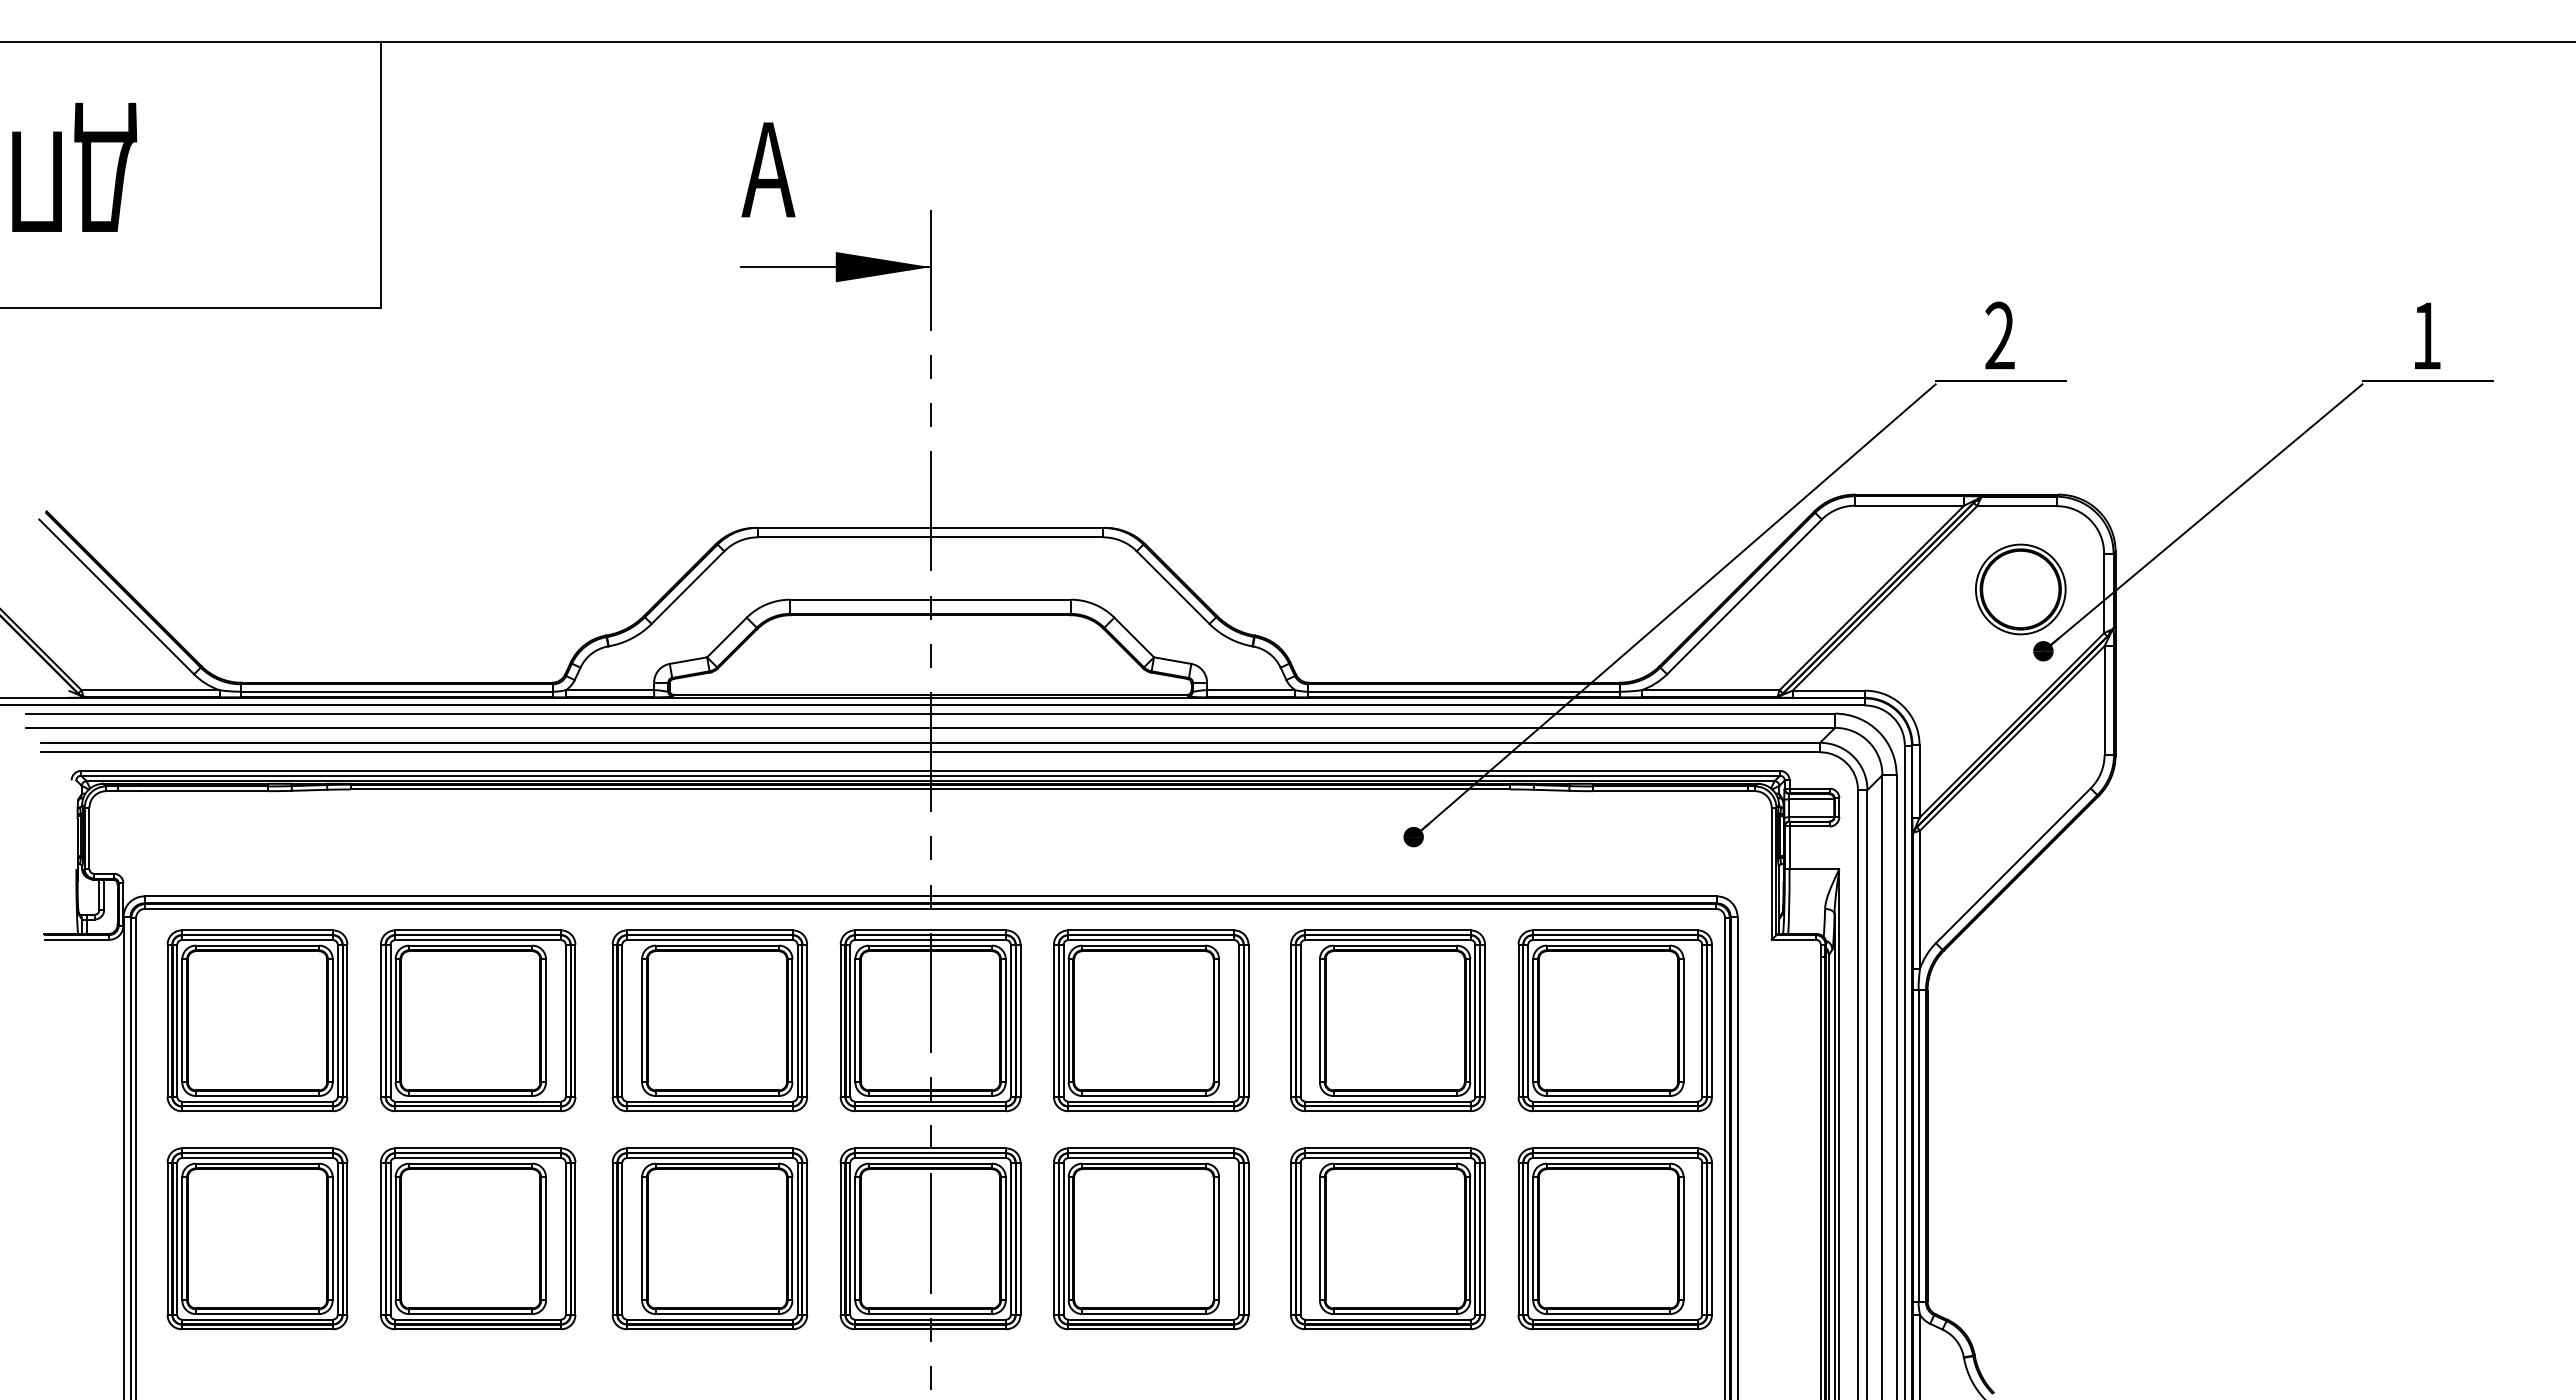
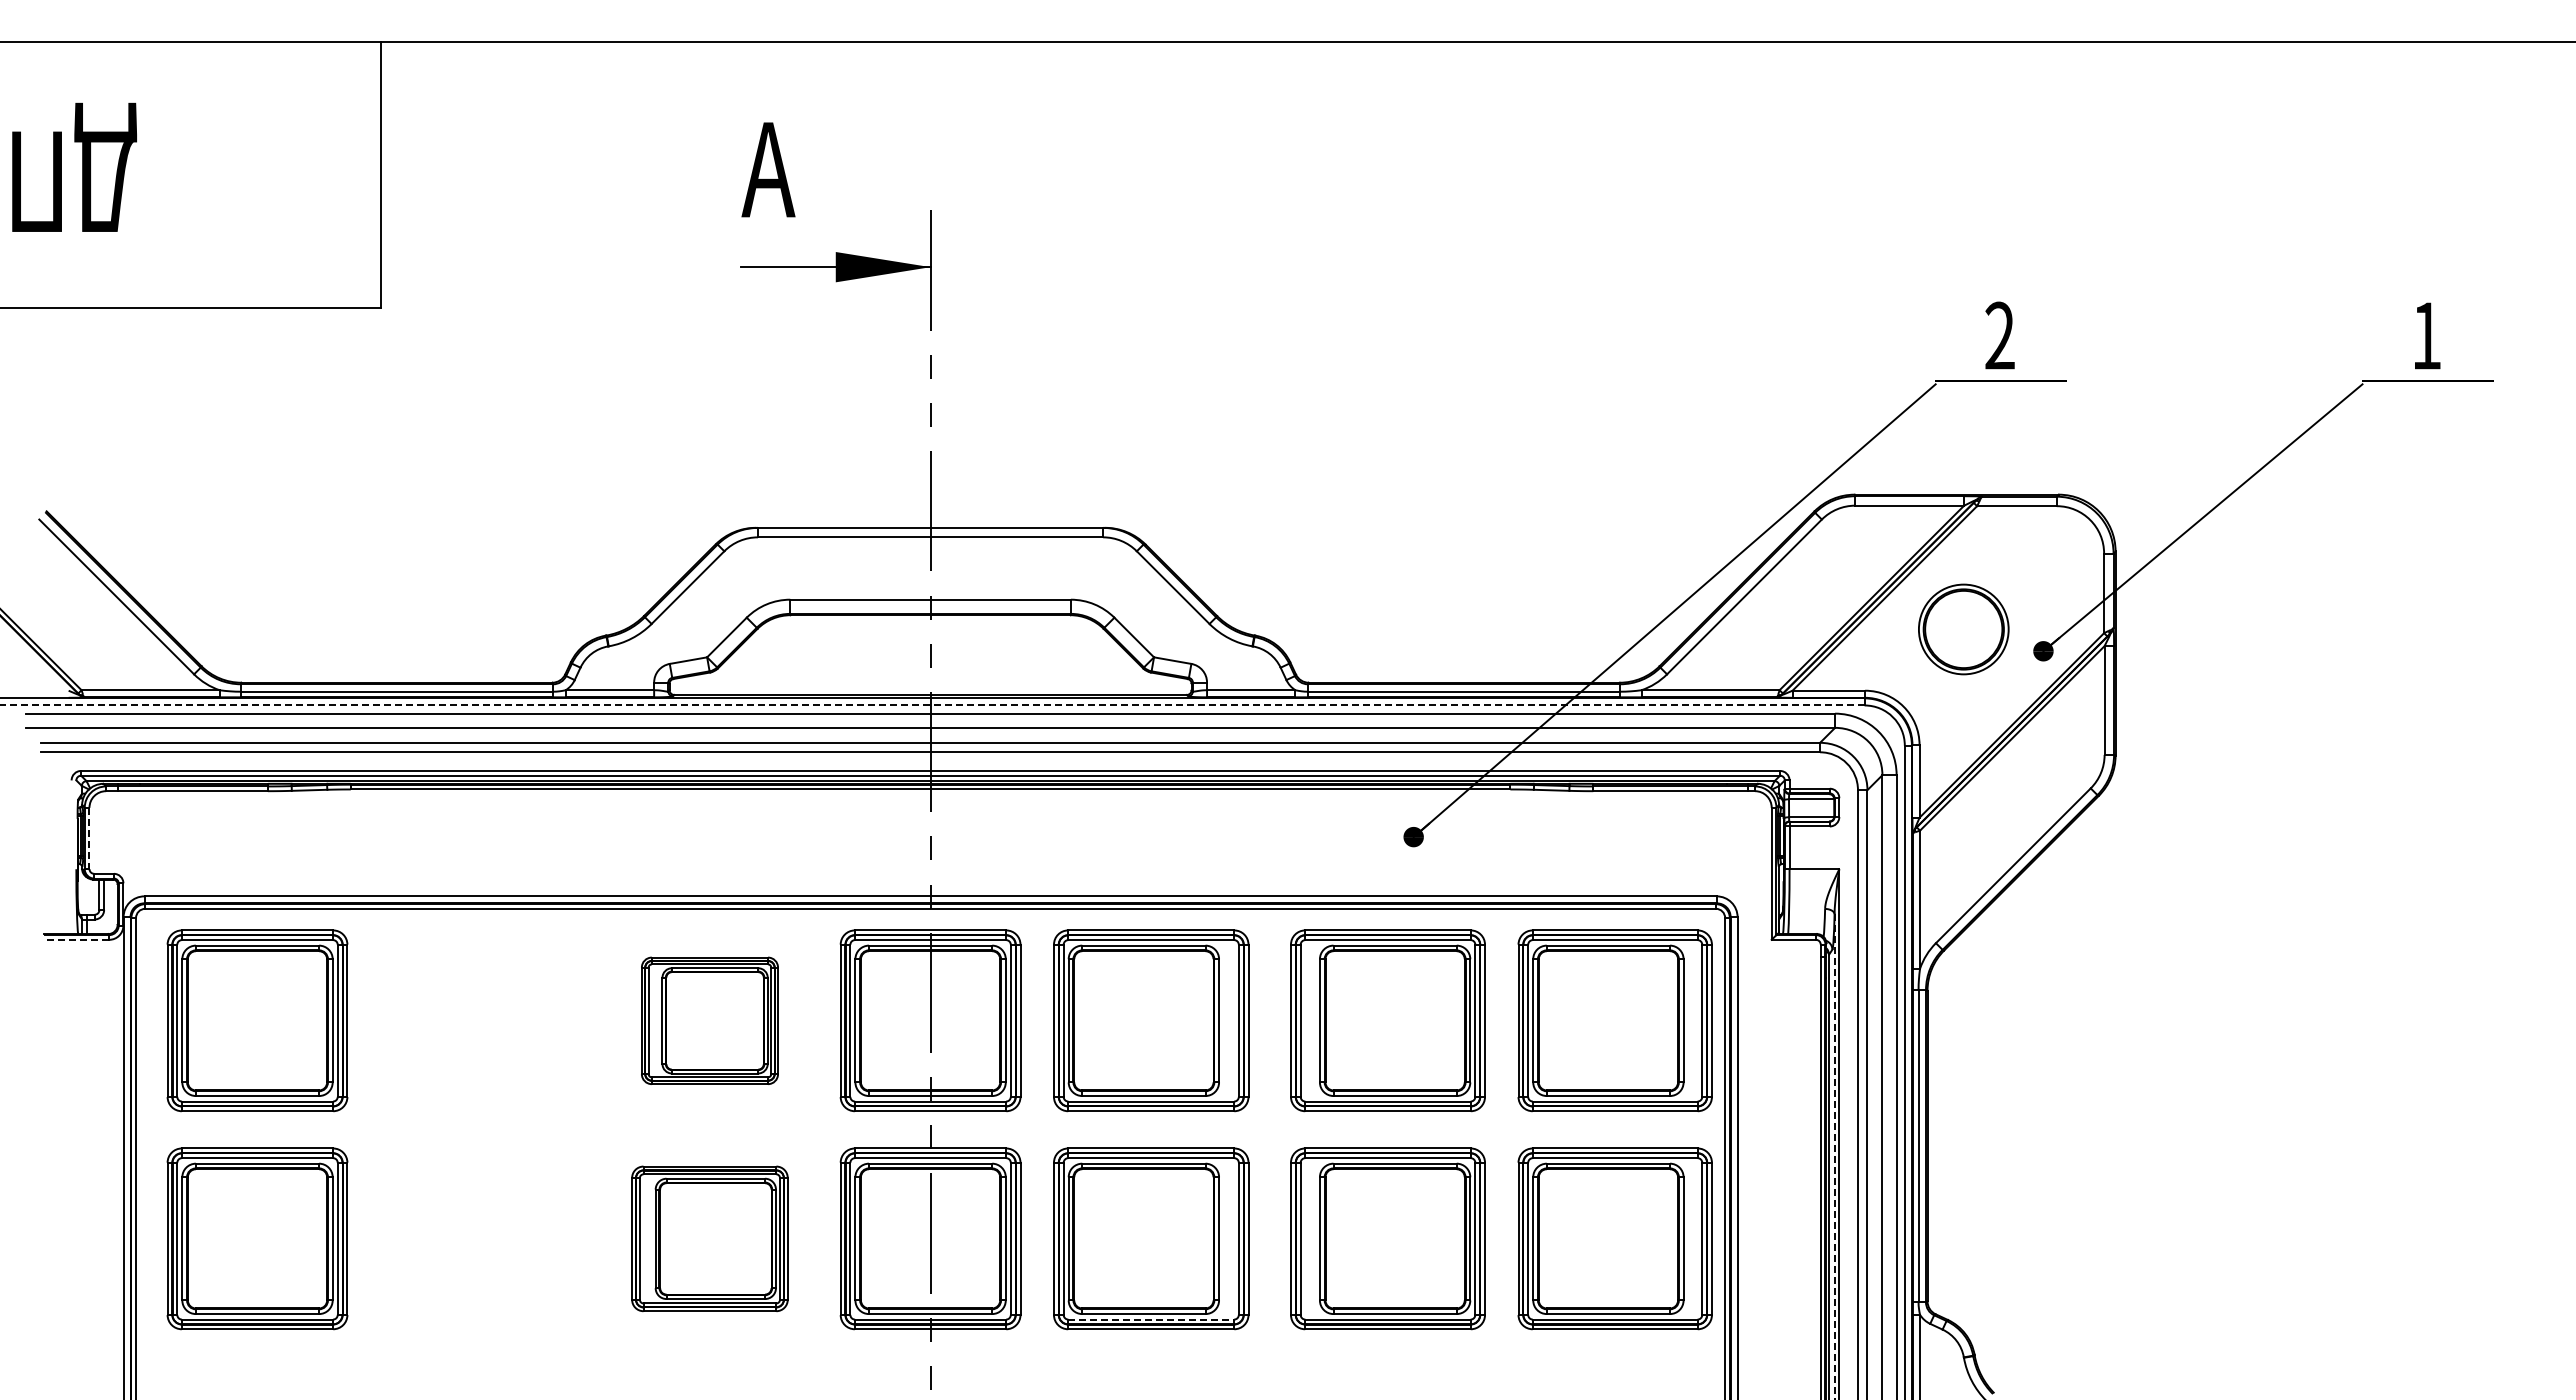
part position: (2020, 589) -> (1963, 629) (1963, 629)
line: solid -> dashed (932, 705)
line: solid -> dashed (89, 838)
line: solid -> dashed (76, 939)
part: present -> none (478, 1020)
part size: 198x184 px -> 138x129 px (709, 1020)
line: solid -> dashed (1834, 1156)
part: present -> none (478, 1238)
part size: 198x184 px -> 158x148 px (709, 1238)
line: solid -> dashed (1151, 1319)
